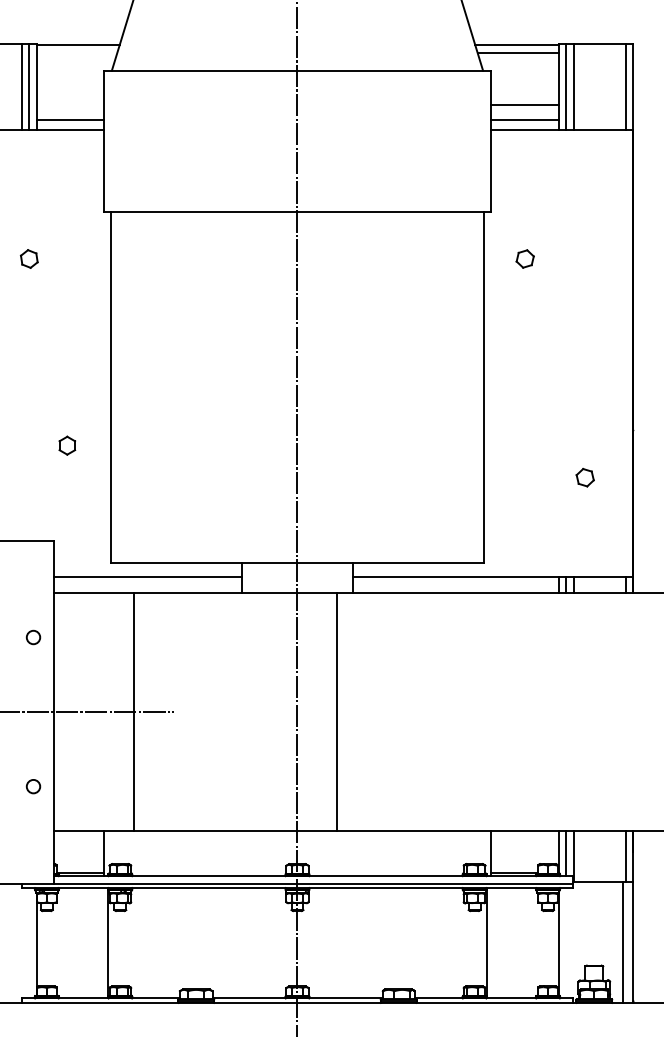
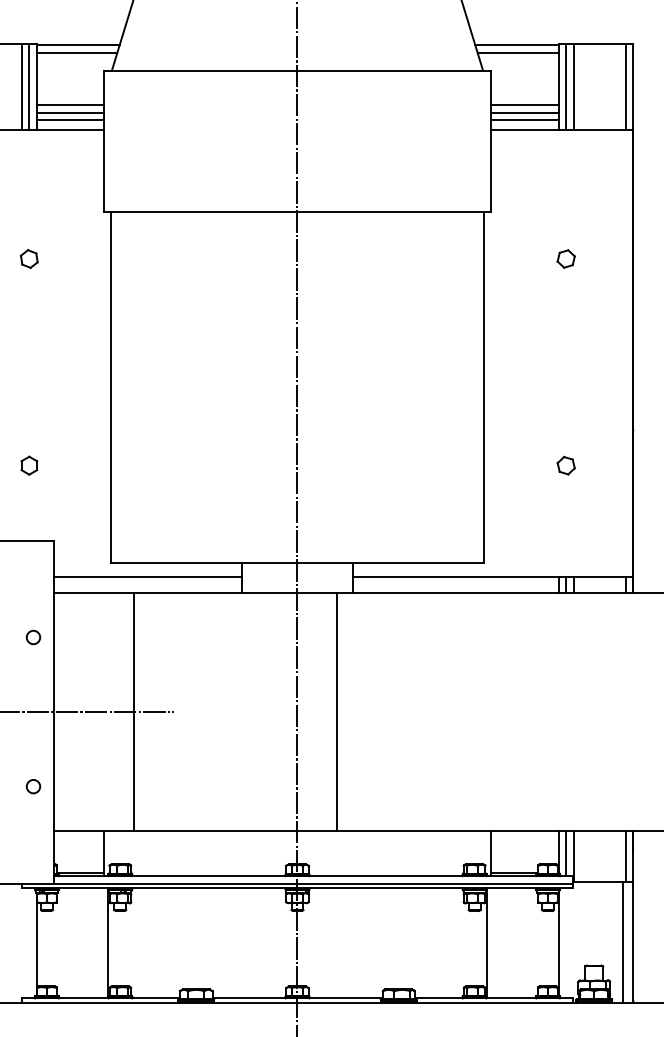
line: none -> present (76, 52)
line: none -> present (69, 105)
line: none -> present (69, 112)
line: none -> present (524, 112)
part position: (524, 258) -> (565, 258) (565, 258)
part position: (67, 445) -> (29, 465) (29, 465)
part position: (584, 477) -> (565, 465) (565, 465)
